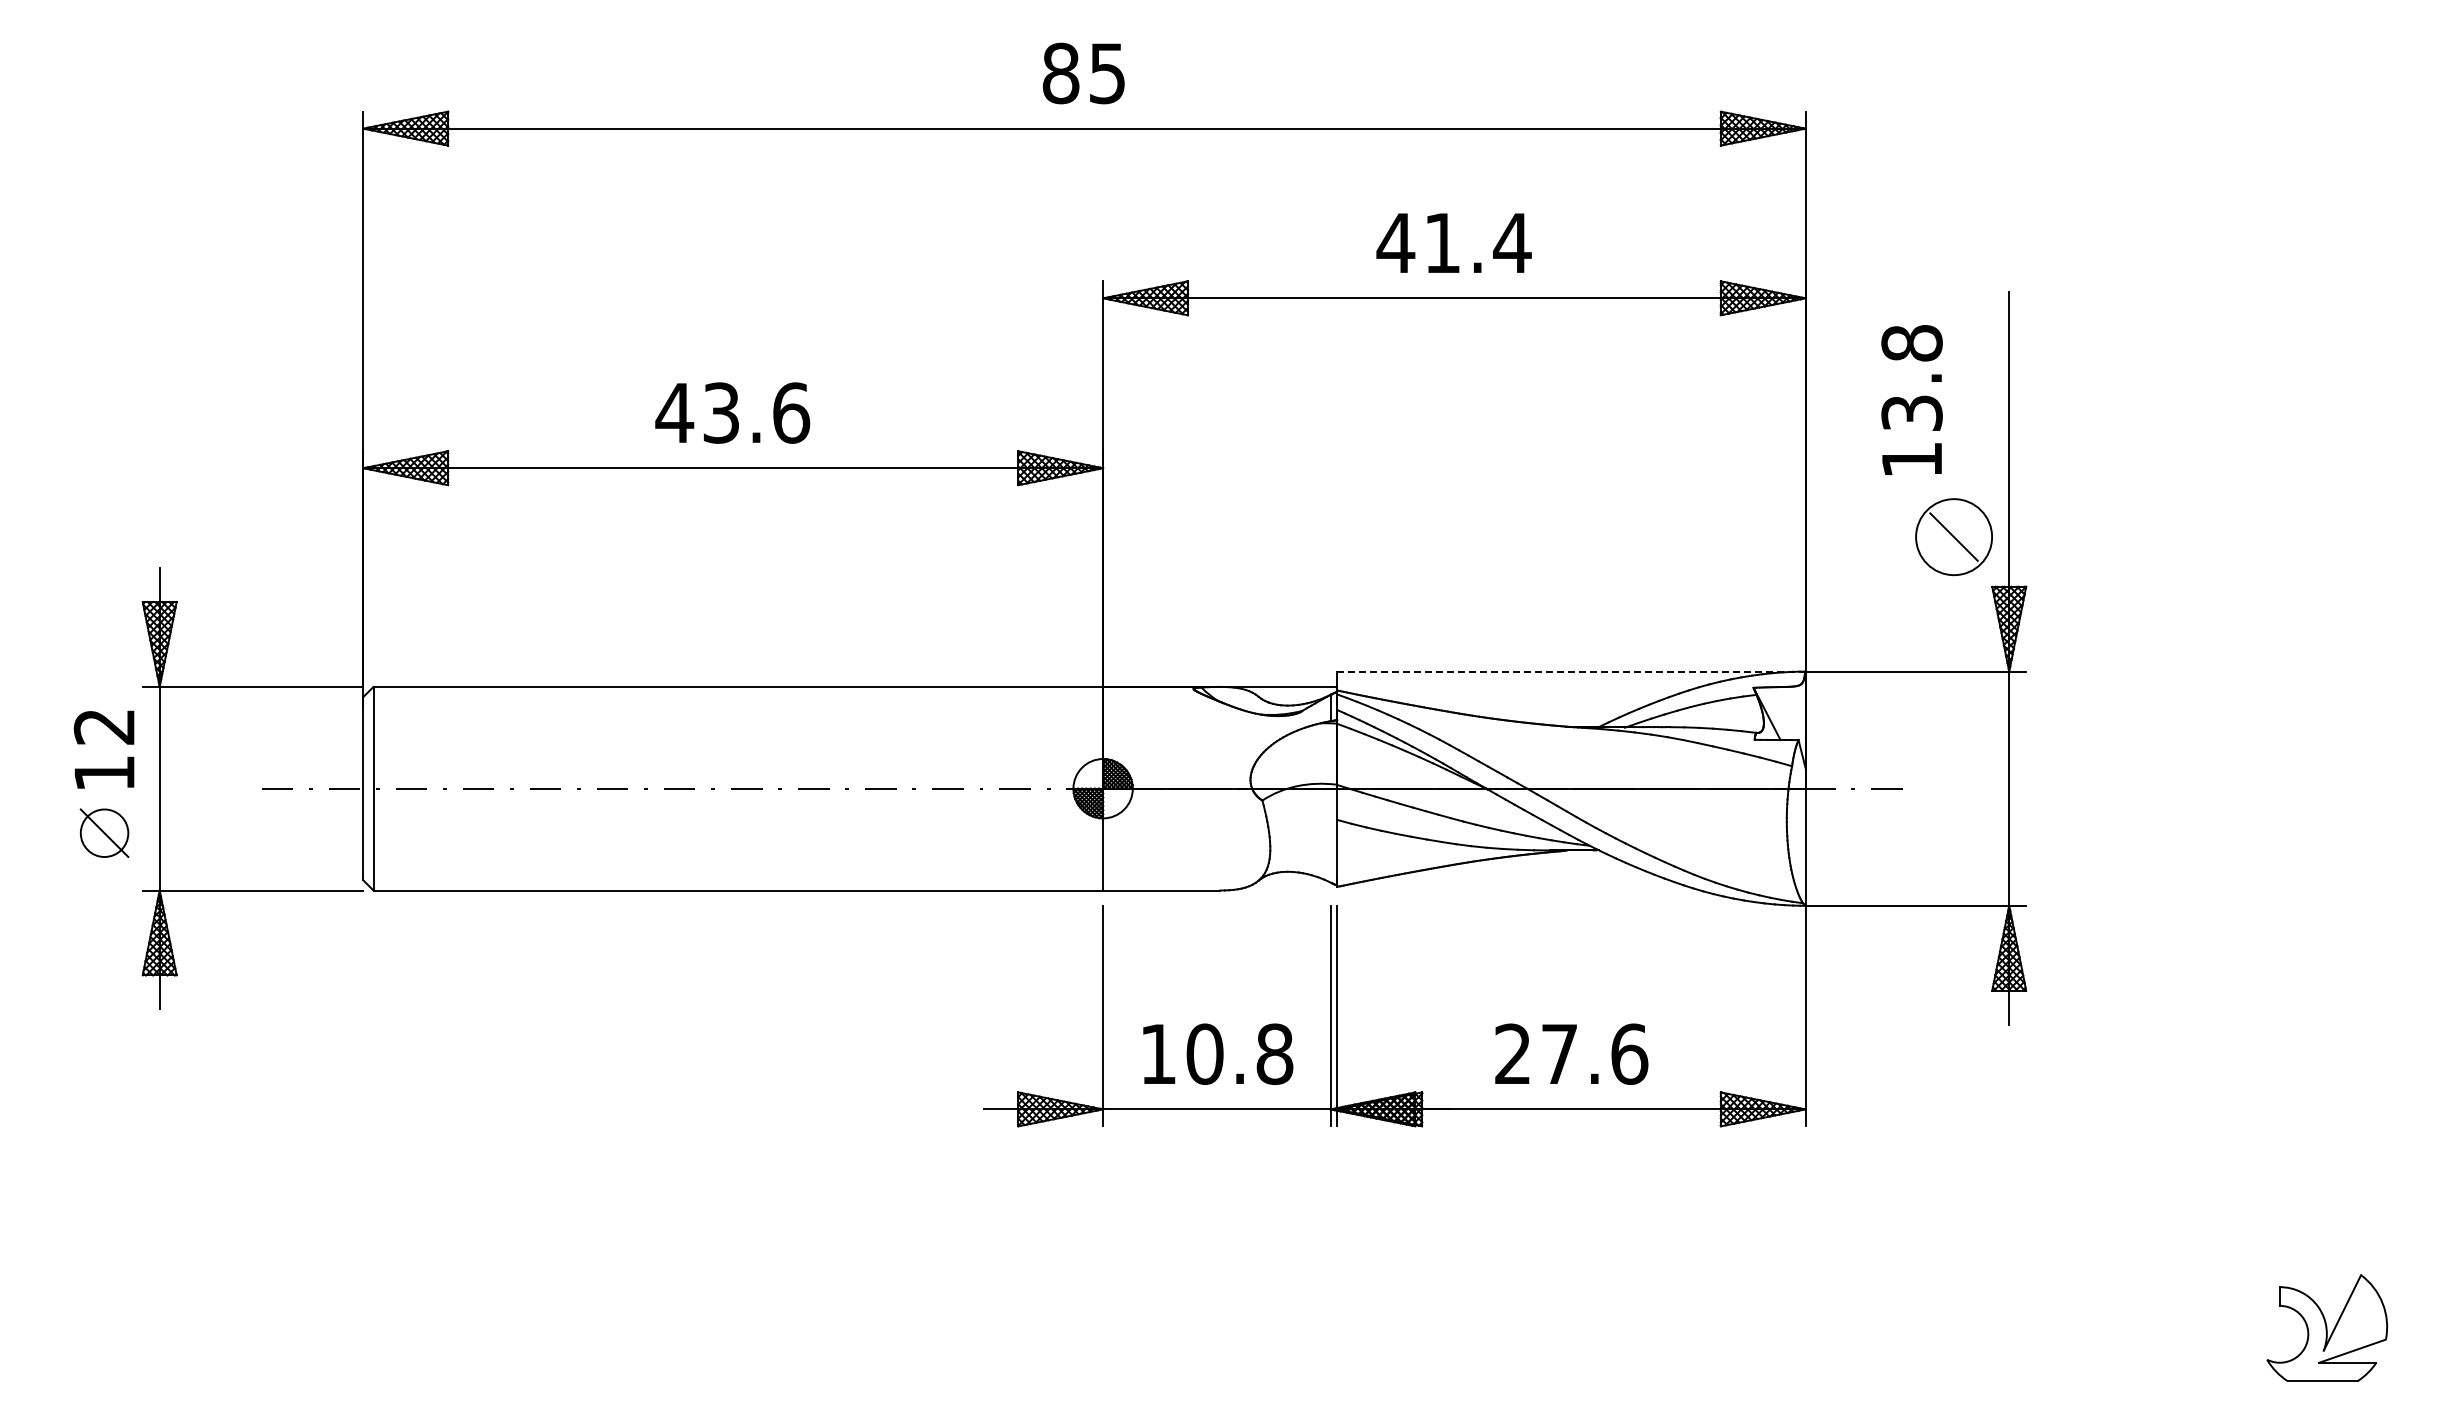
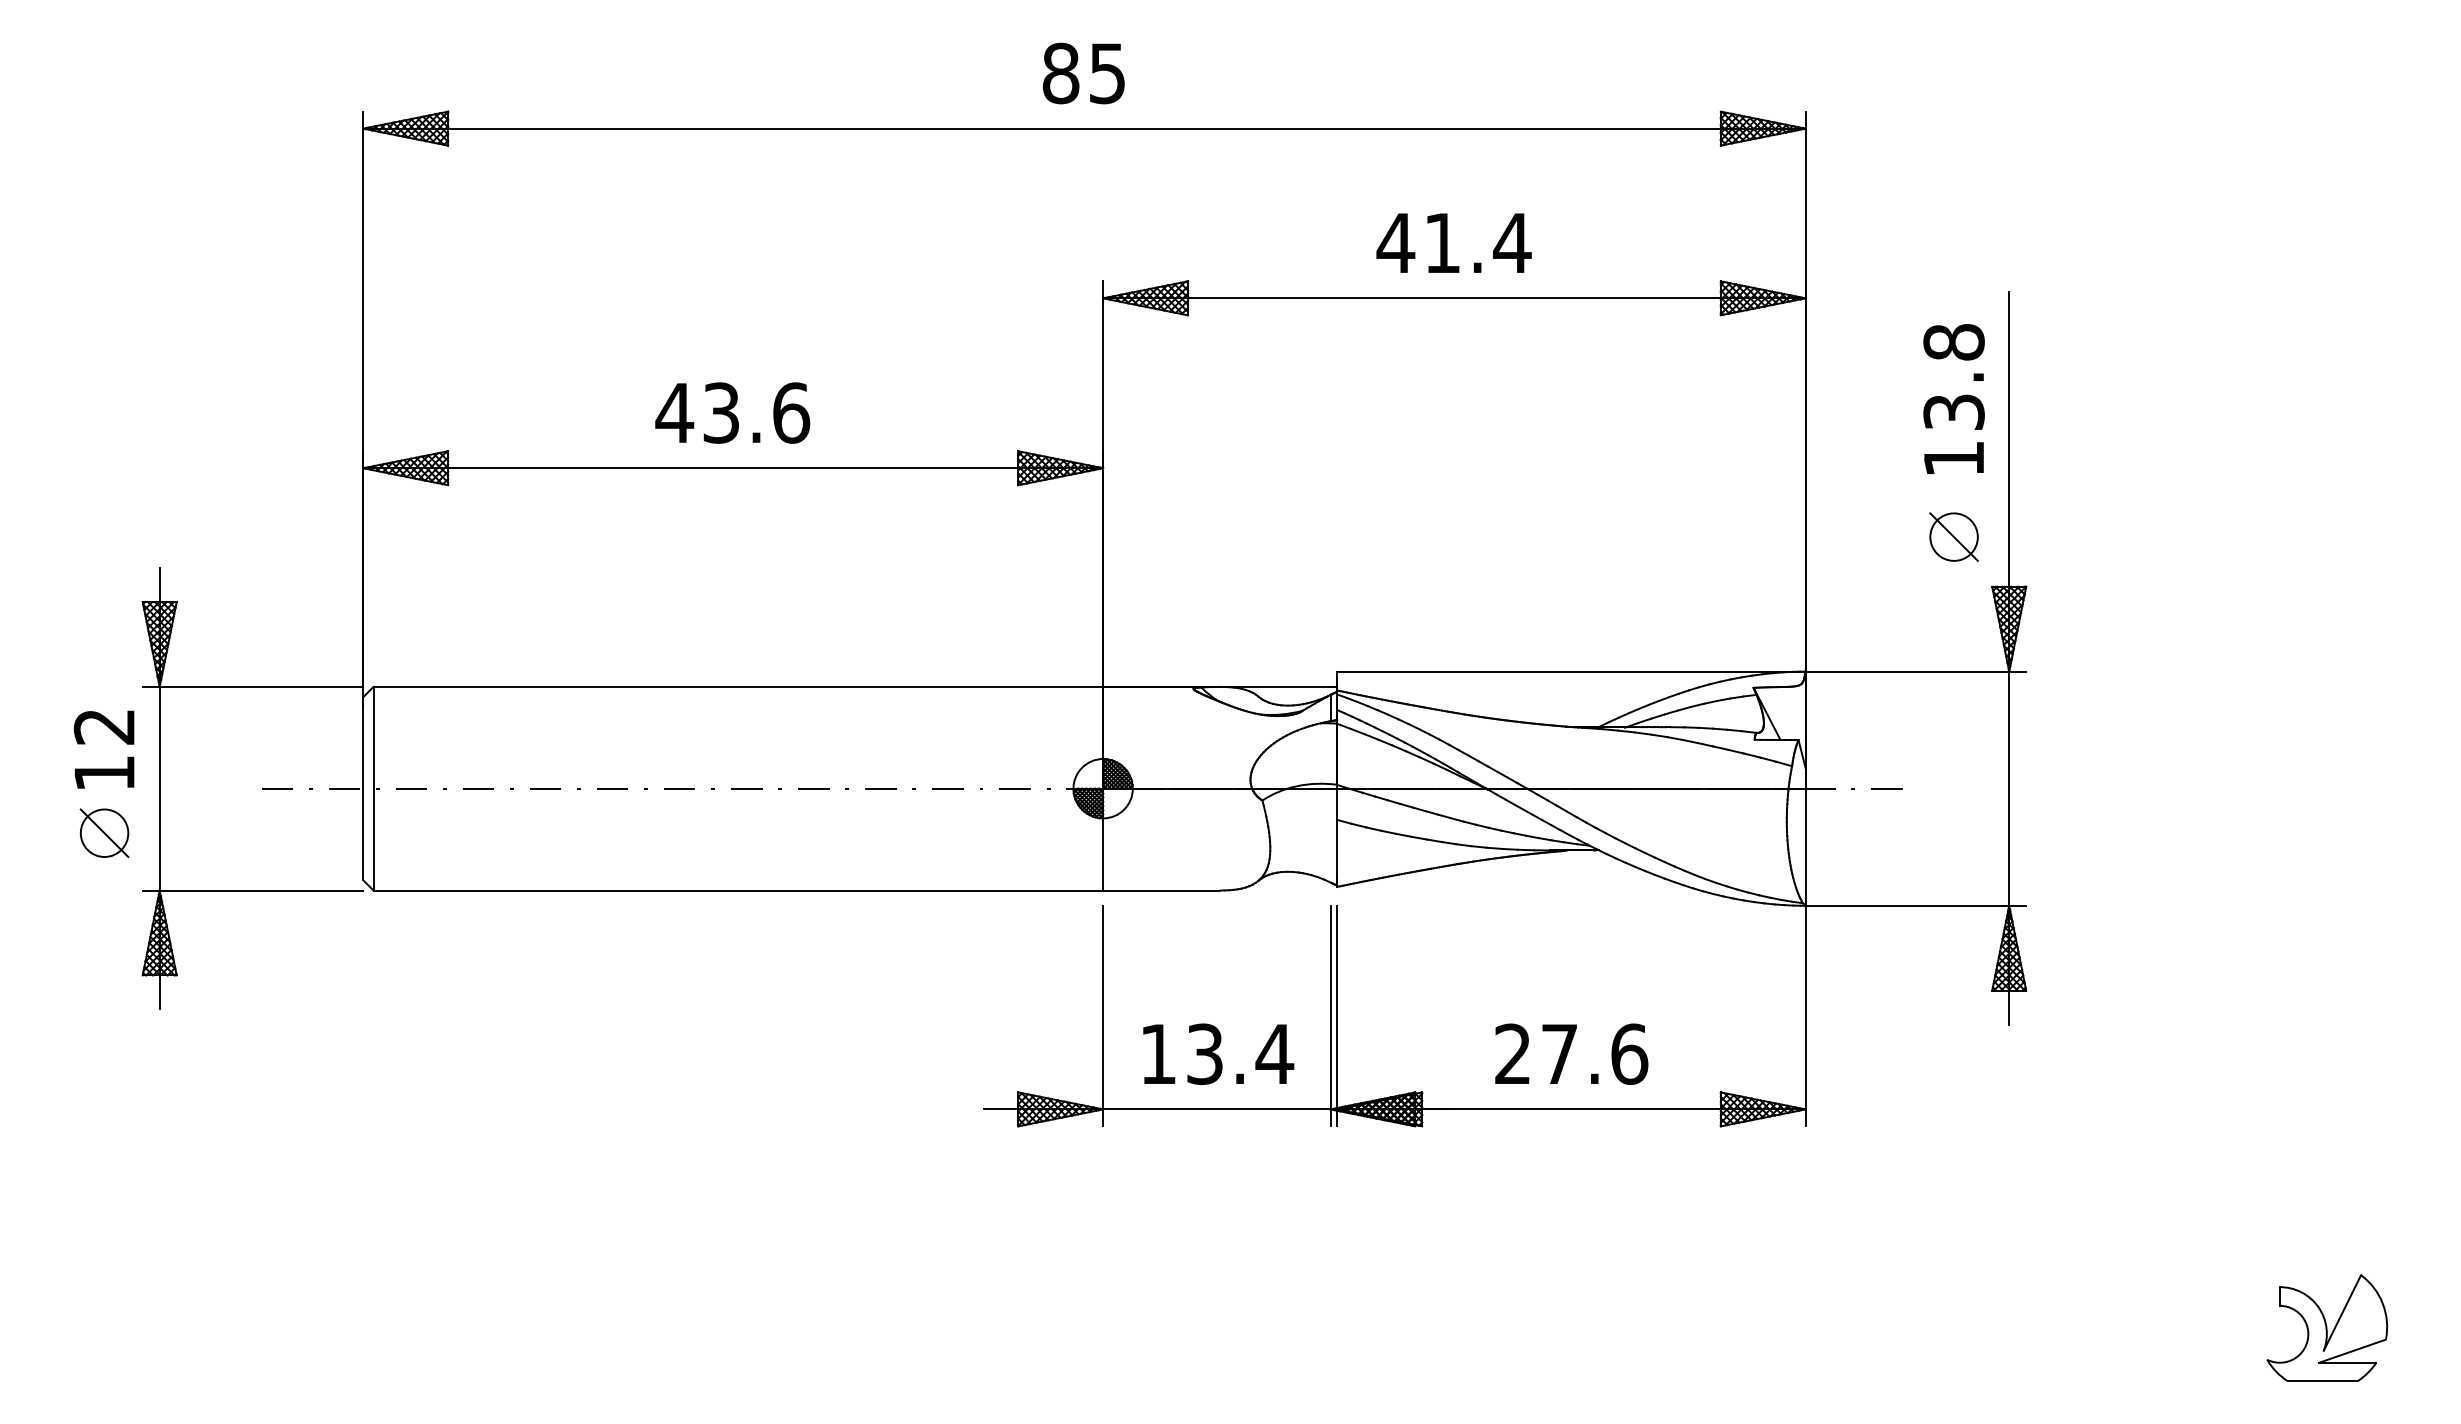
text position: (1911, 399) -> (1953, 398) (1953, 398)
circle diameter: 76 px -> 48 px (1953, 536)
line: dashed -> solid (1570, 671)
text: 10.8 -> 13.4 (1240, 1053)
